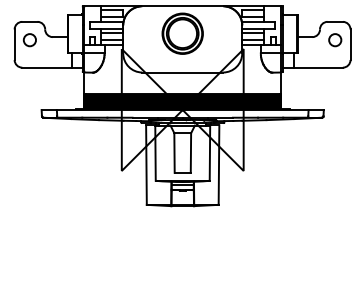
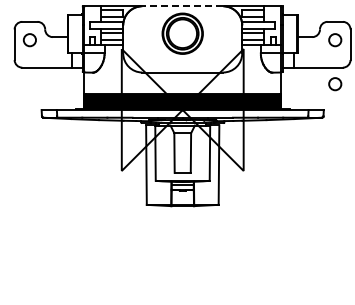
line: solid -> dashed (182, 6)
part: none -> present (335, 84)
